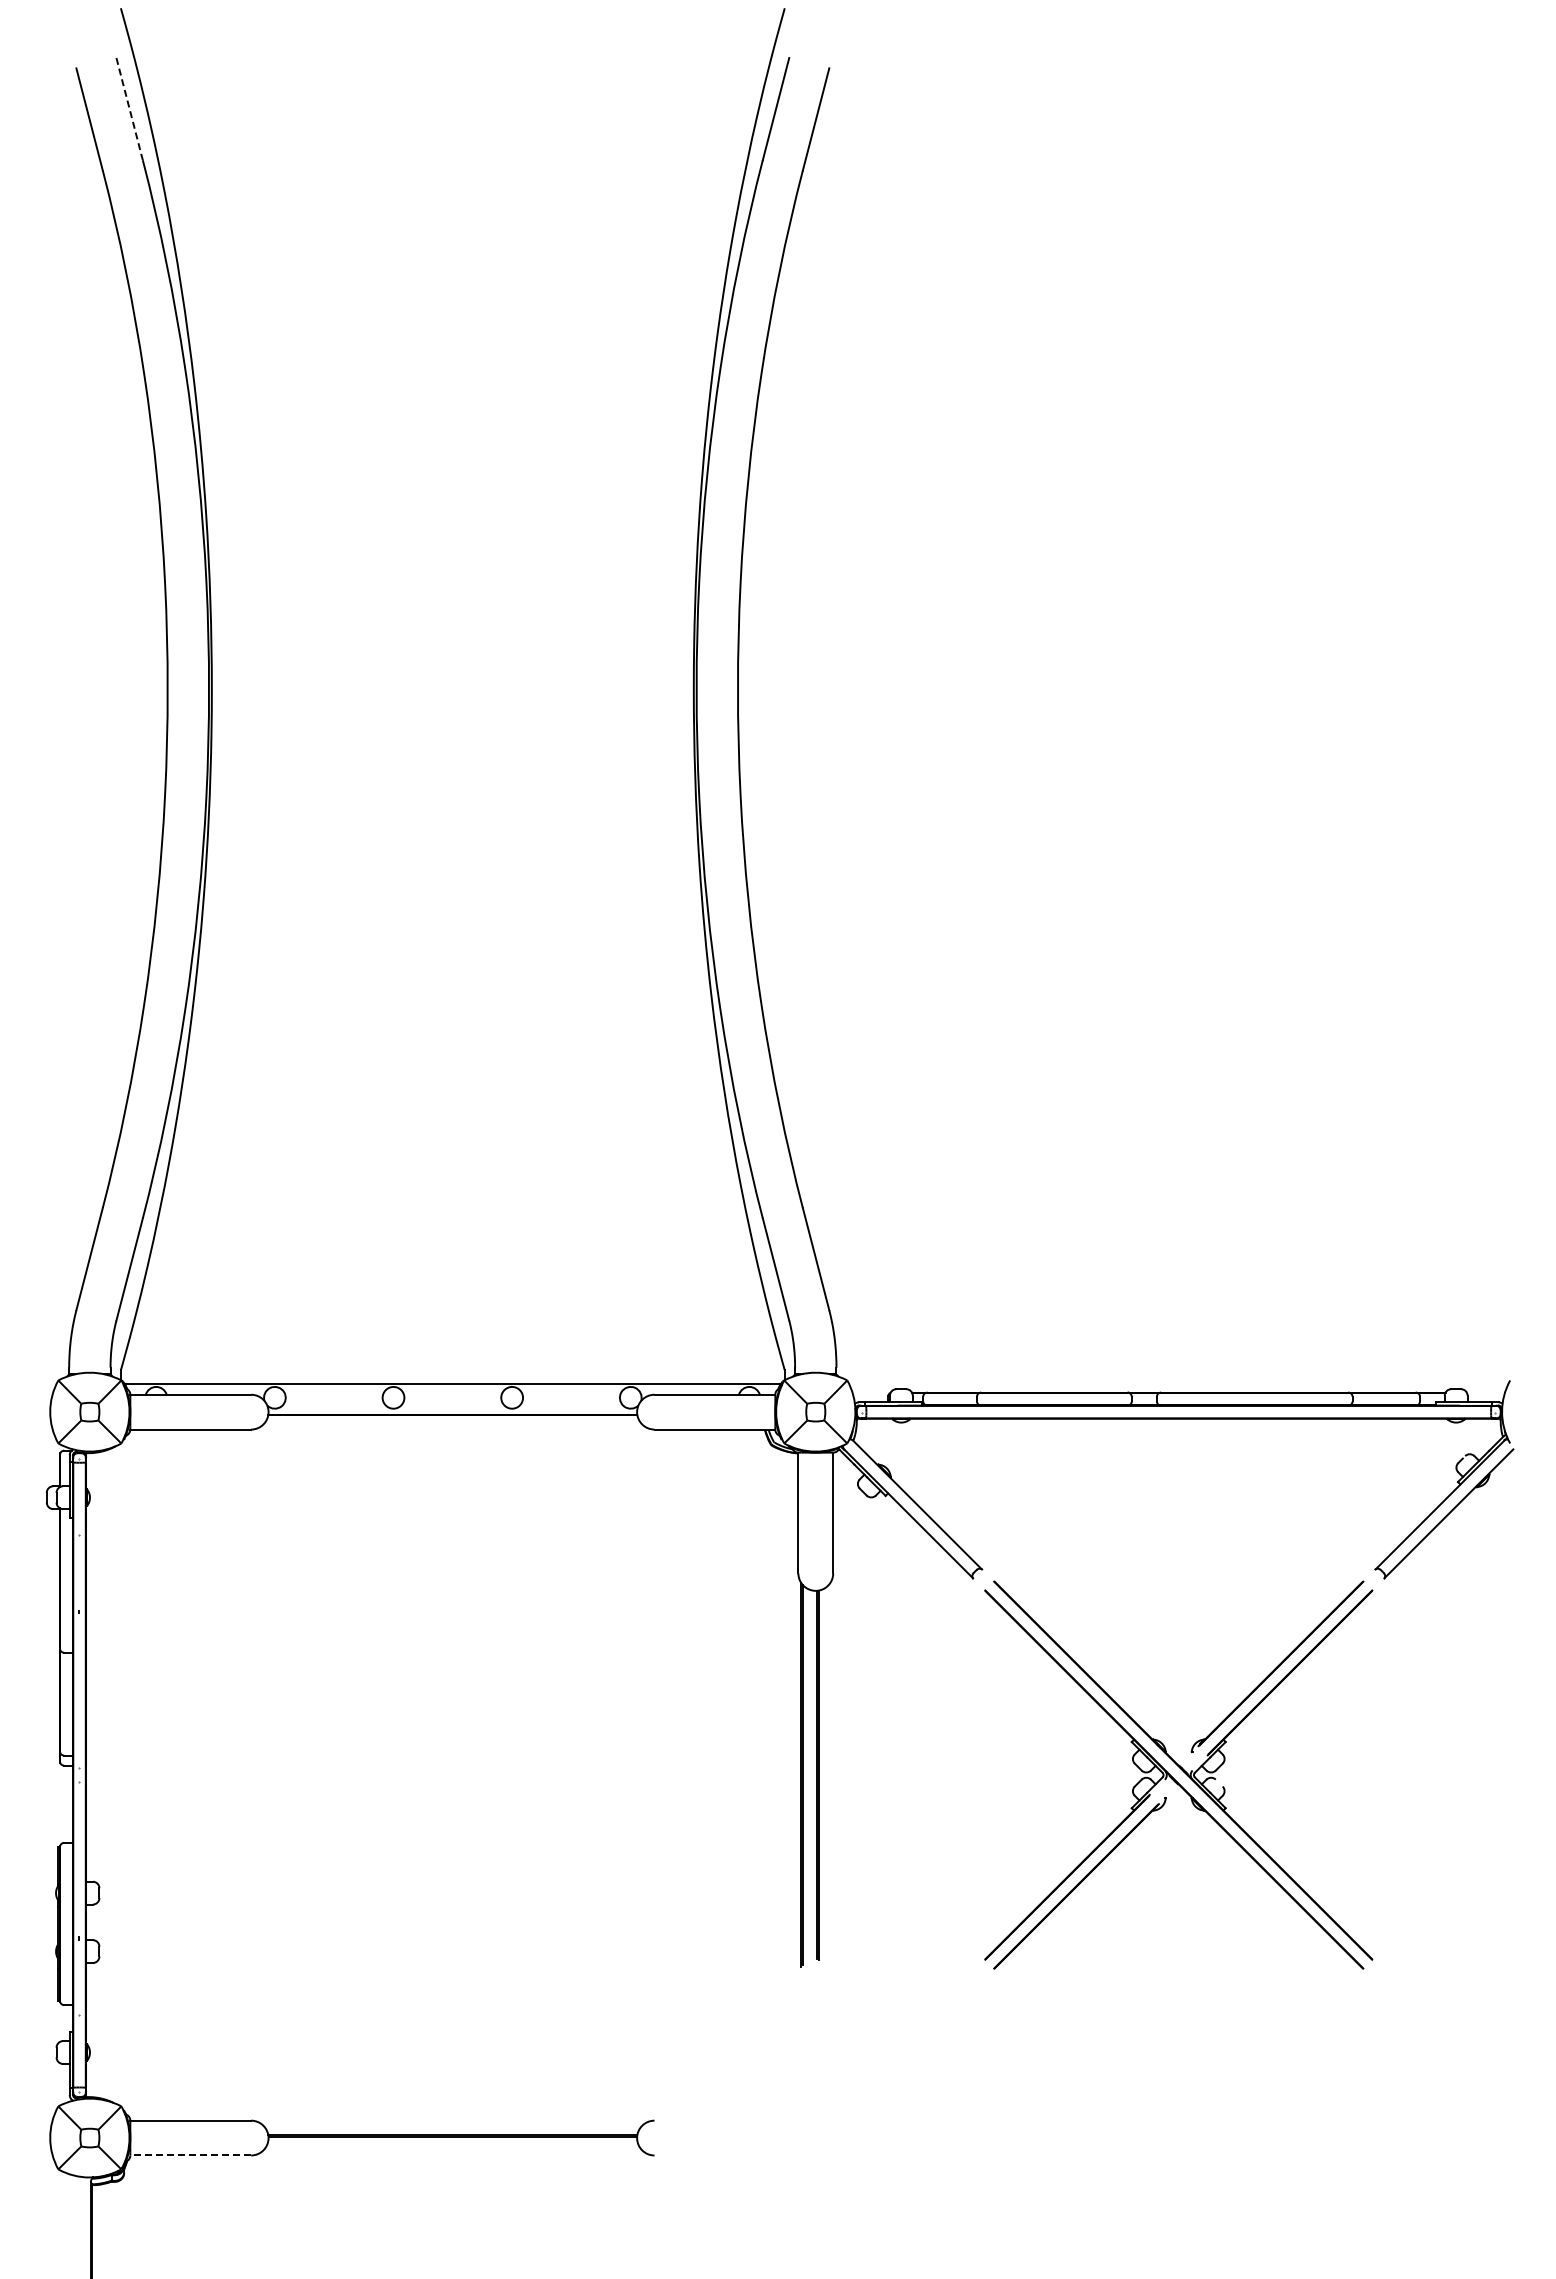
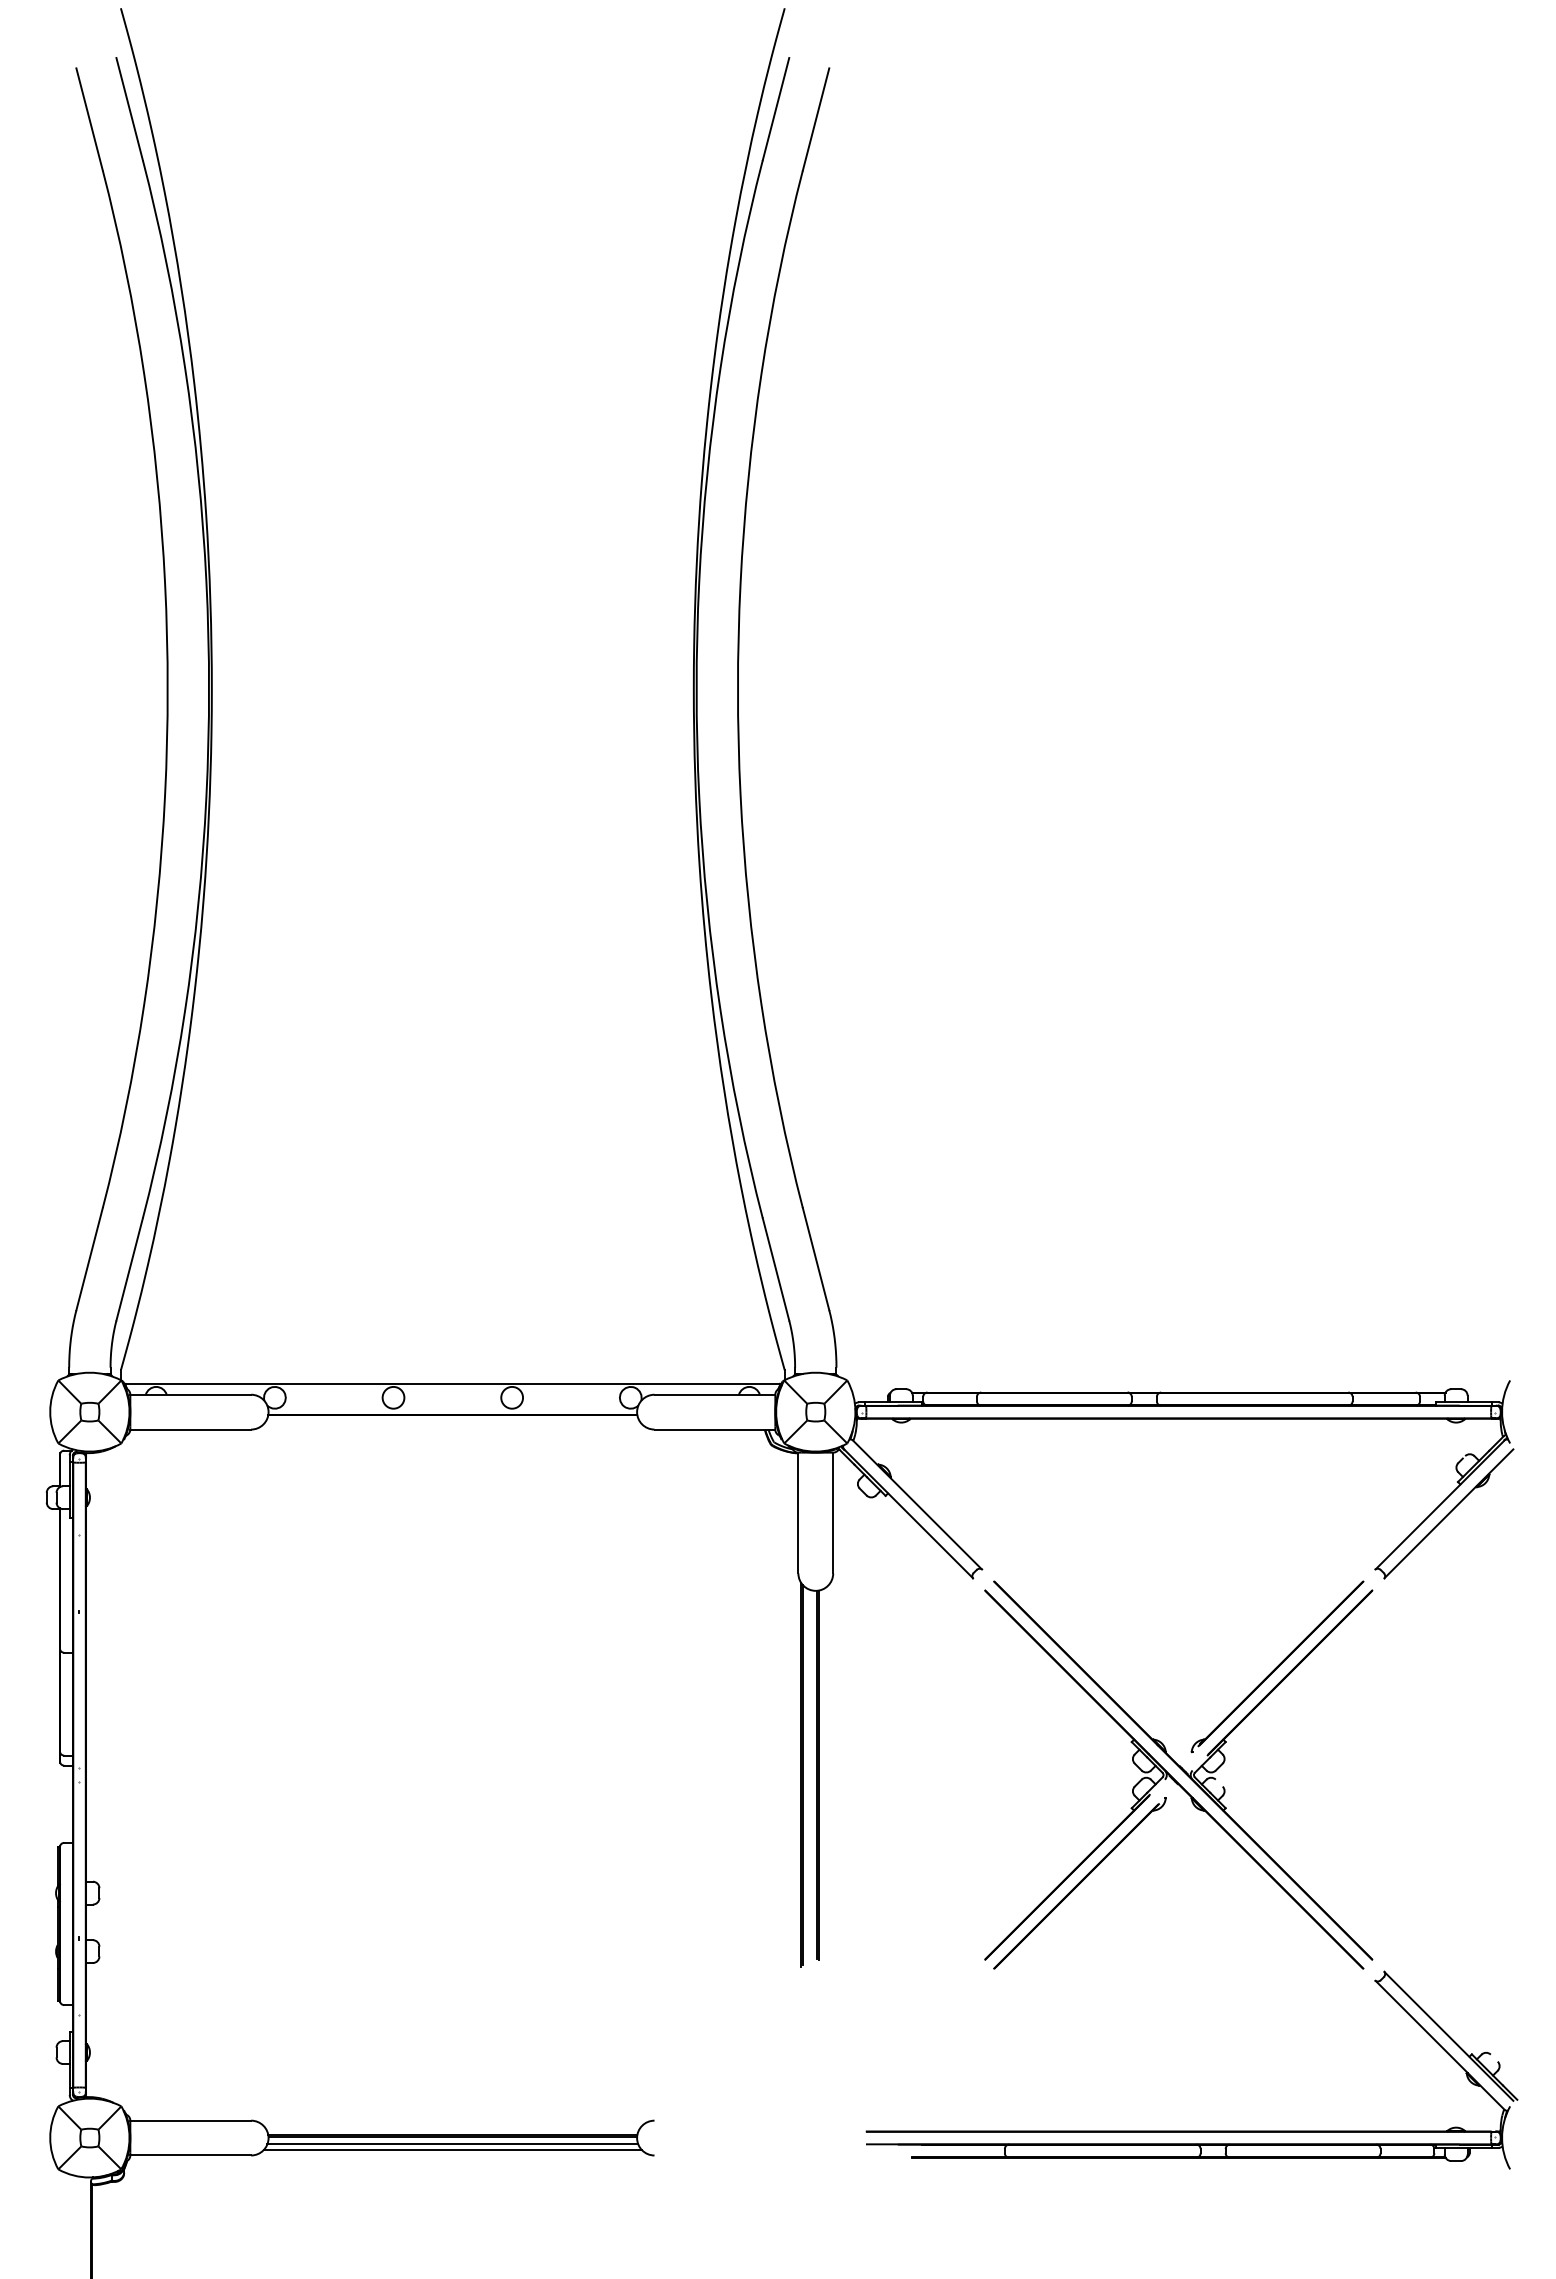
line: dashed -> solid (129, 109)
part: none -> present (1191, 2130)
line: none -> present (452, 2144)
line: none -> present (452, 2149)
line: dashed -> solid (190, 2155)
